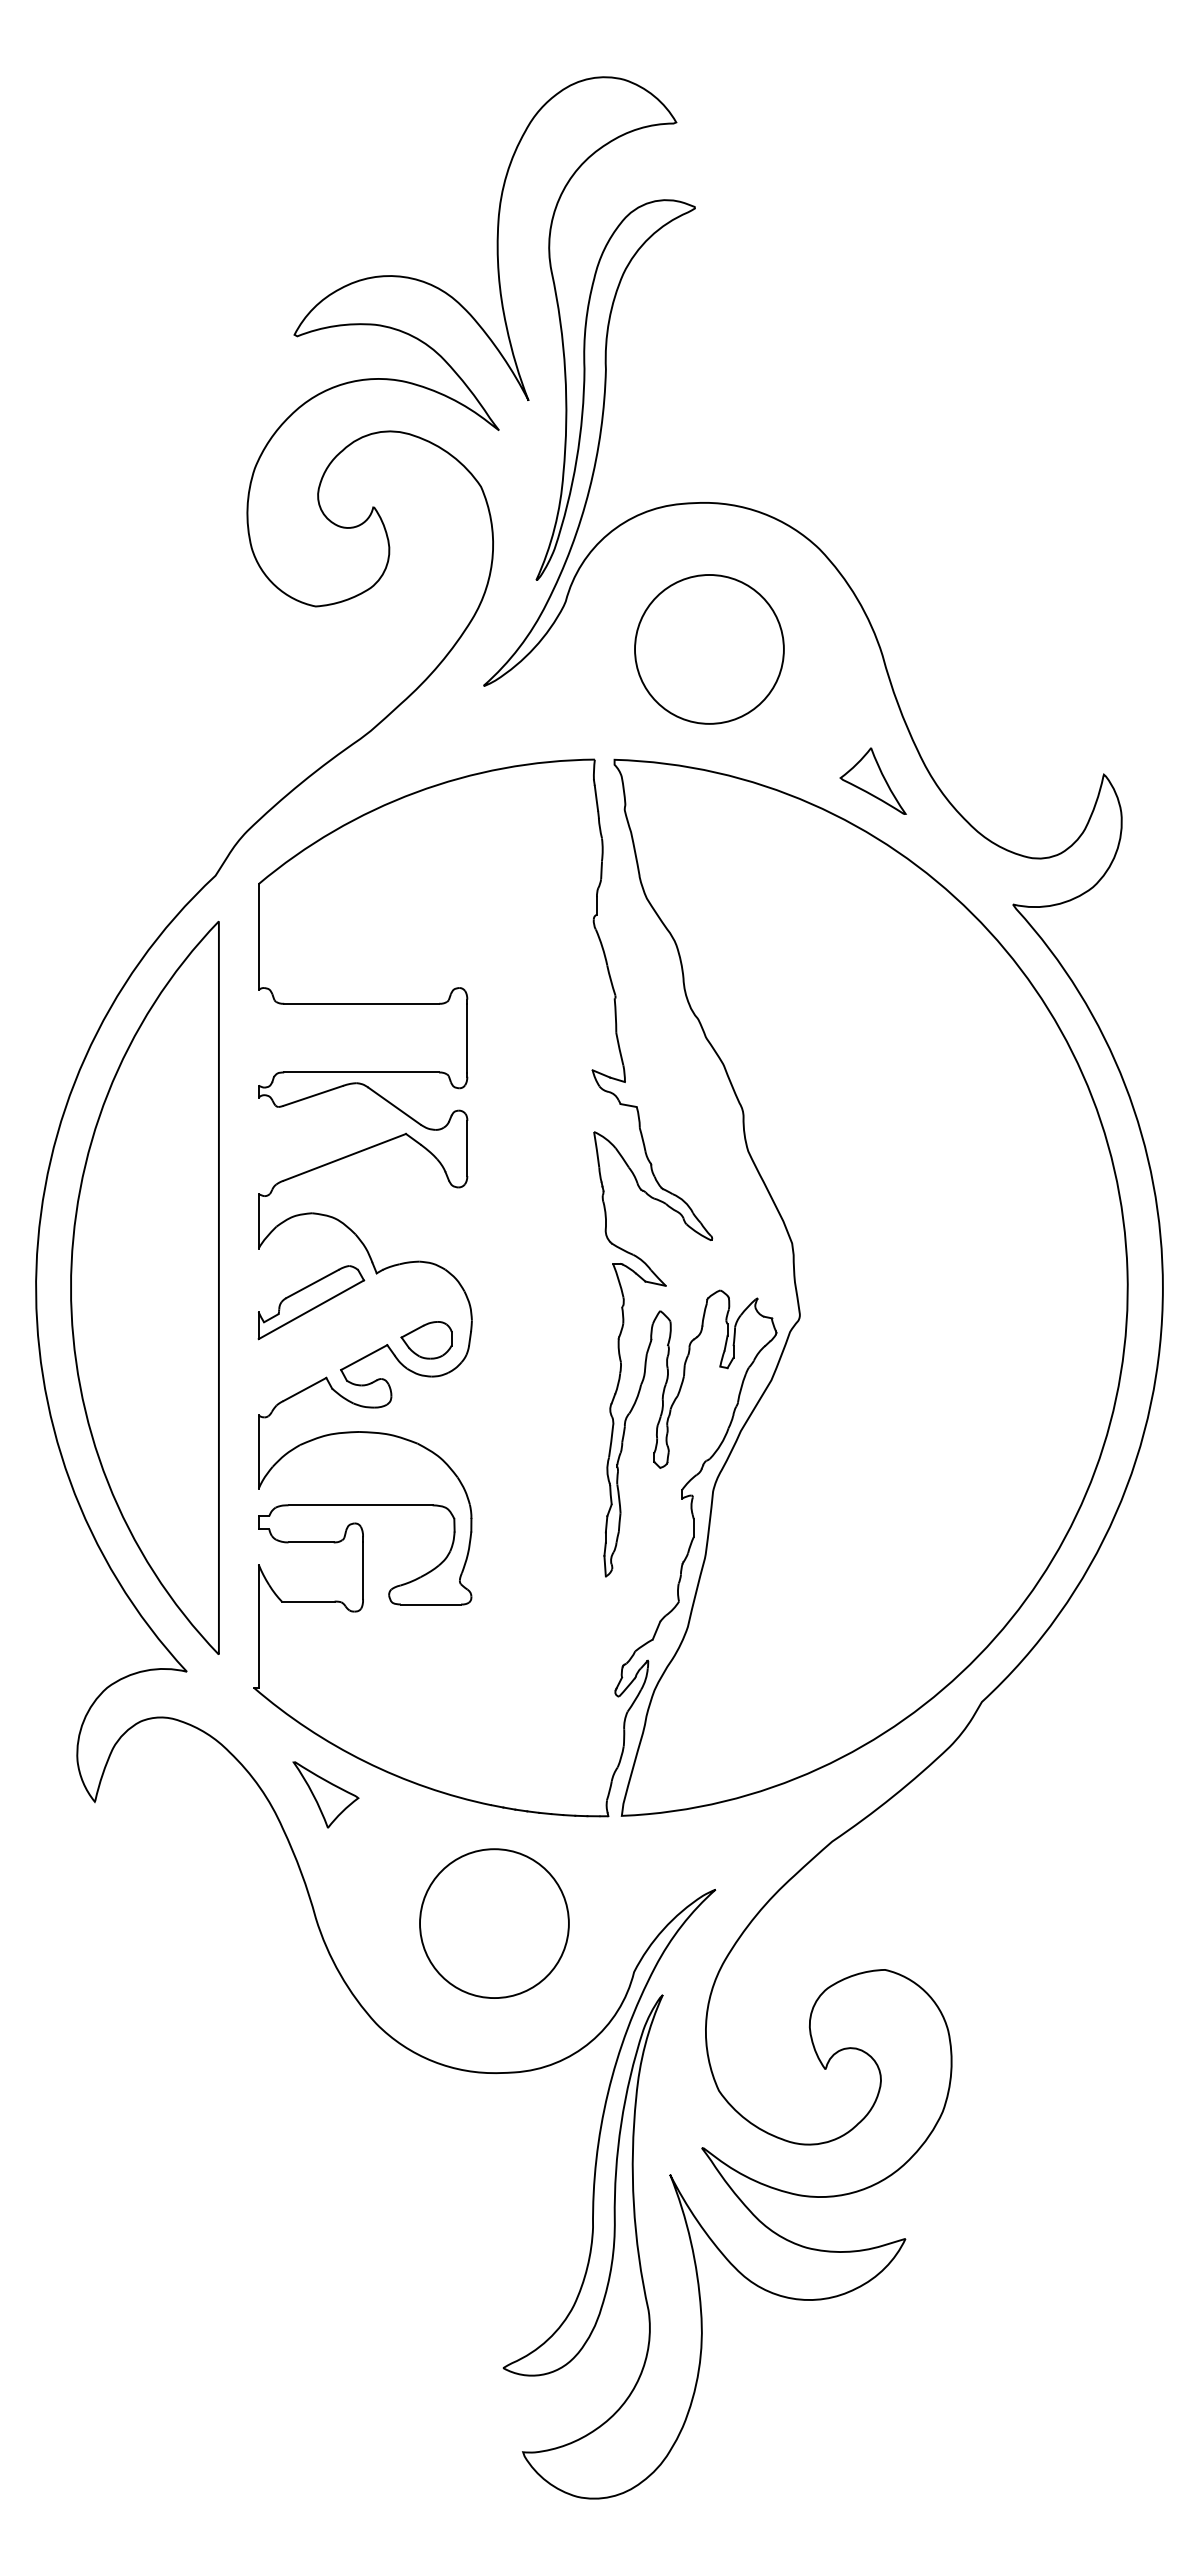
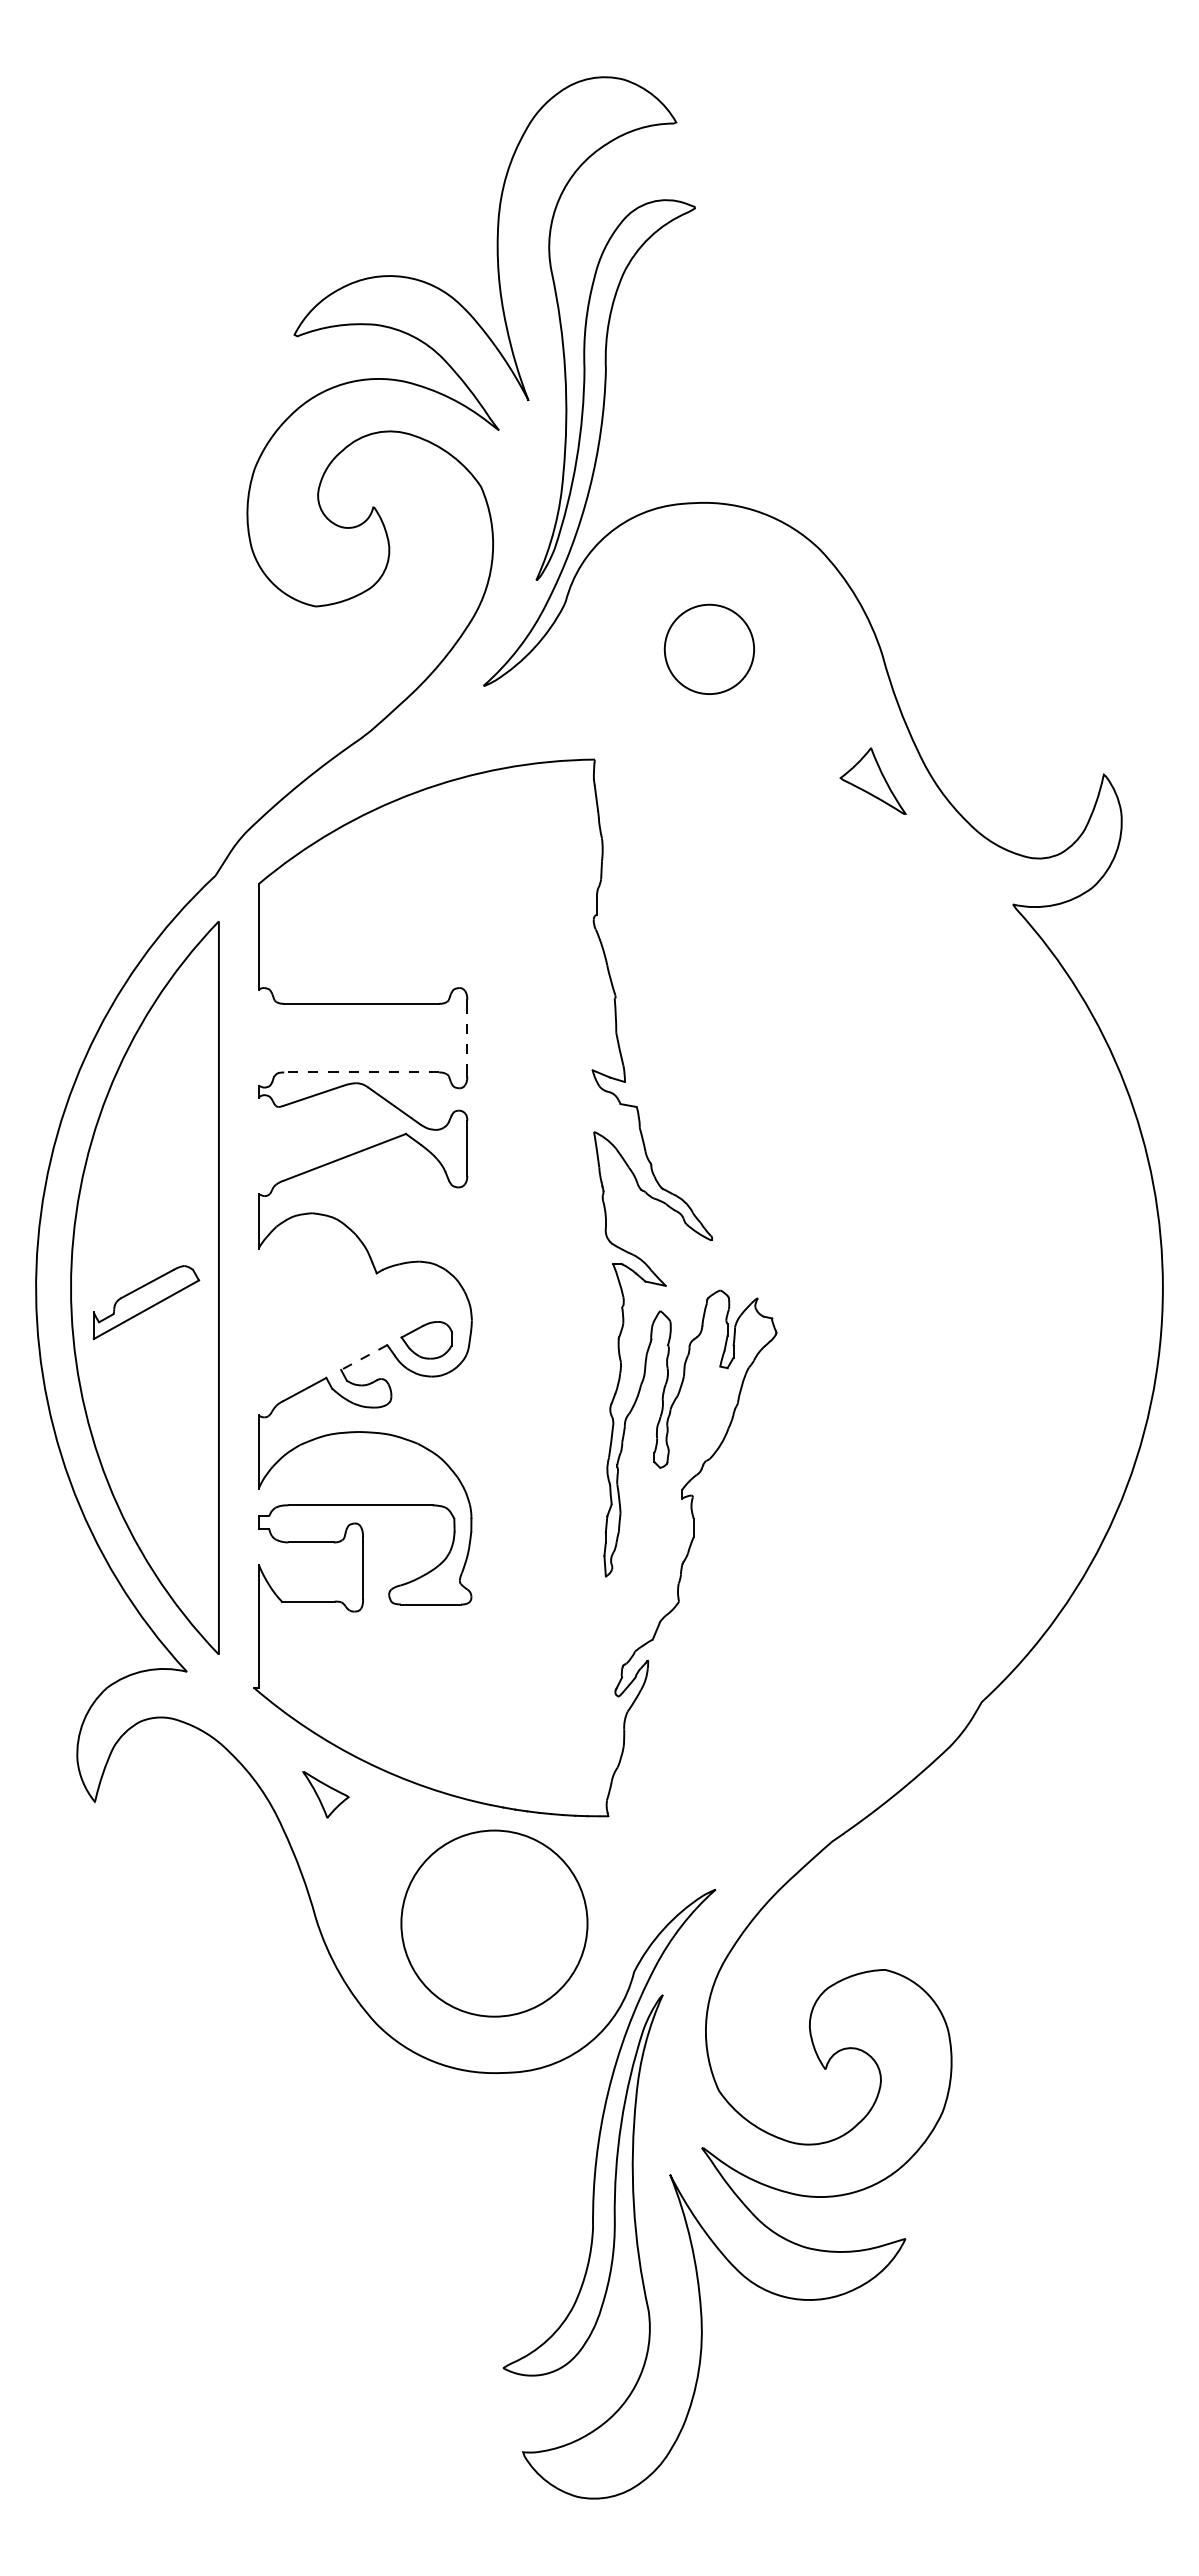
circle diameter: 149 px -> 89 px (709, 649)
line: solid -> dashed (467, 1038)
line: solid -> dashed (361, 1072)
part: present -> none (870, 1287)
part position: (311, 1302) -> (146, 1302) (146, 1302)
line: solid -> dashed (363, 1357)
part size: 68x68 px -> 48x48 px (325, 1794)
circle diameter: 149 px -> 186 px (494, 1923)
